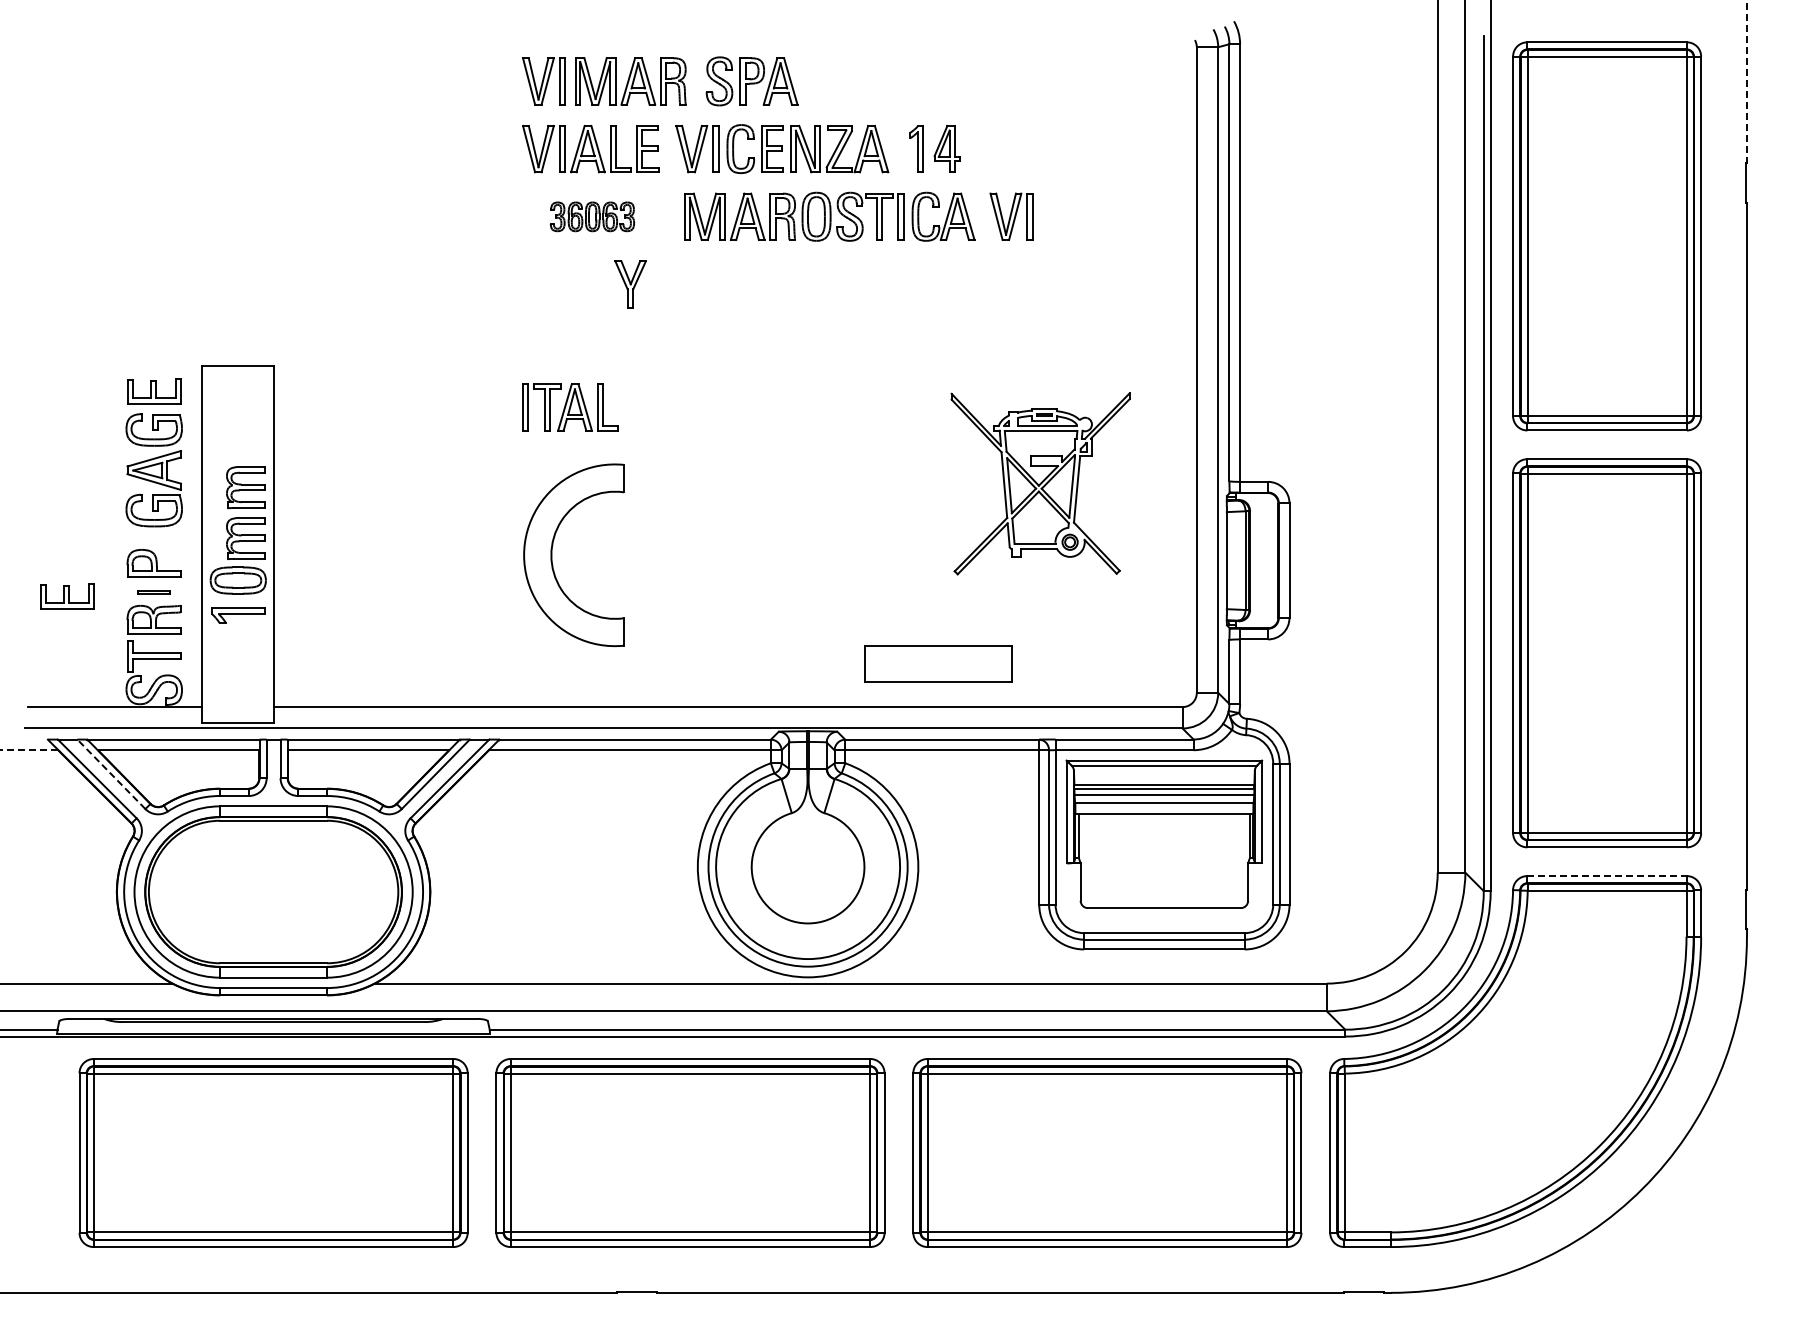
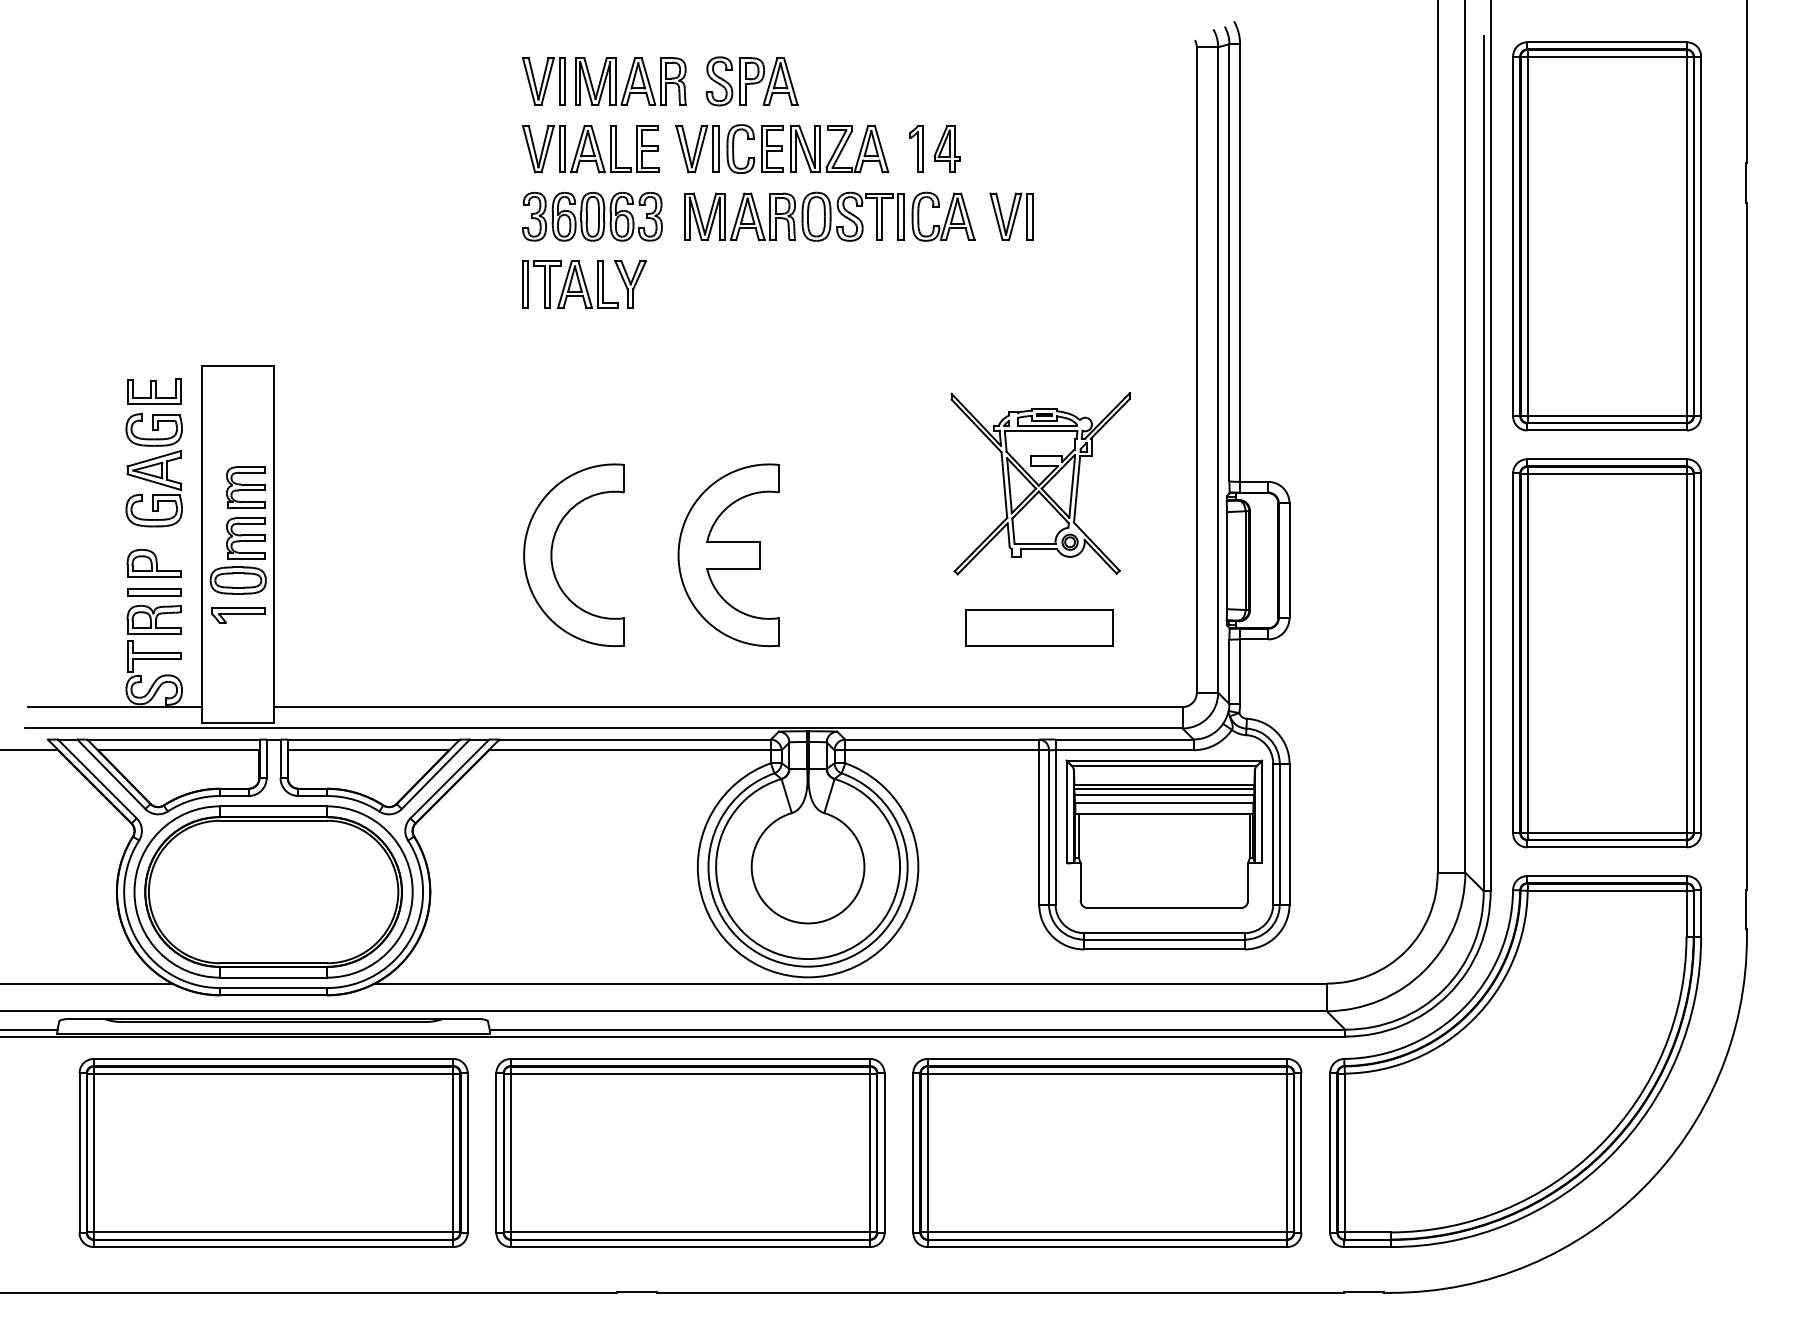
line: dashed -> solid (1746, 82)
part size: 85x32 px -> 141x50 px (592, 216)
part position: (570, 407) -> (570, 284) (570, 284)
part: none -> present (728, 555)
part size: 34x5 px -> 55x9 px (154, 592)
part: present -> none (67, 596)
part position: (938, 663) -> (1039, 627) (1039, 627)
line: dashed -> solid (29, 750)
line: dashed -> solid (111, 774)
line: dashed -> solid (1607, 876)
